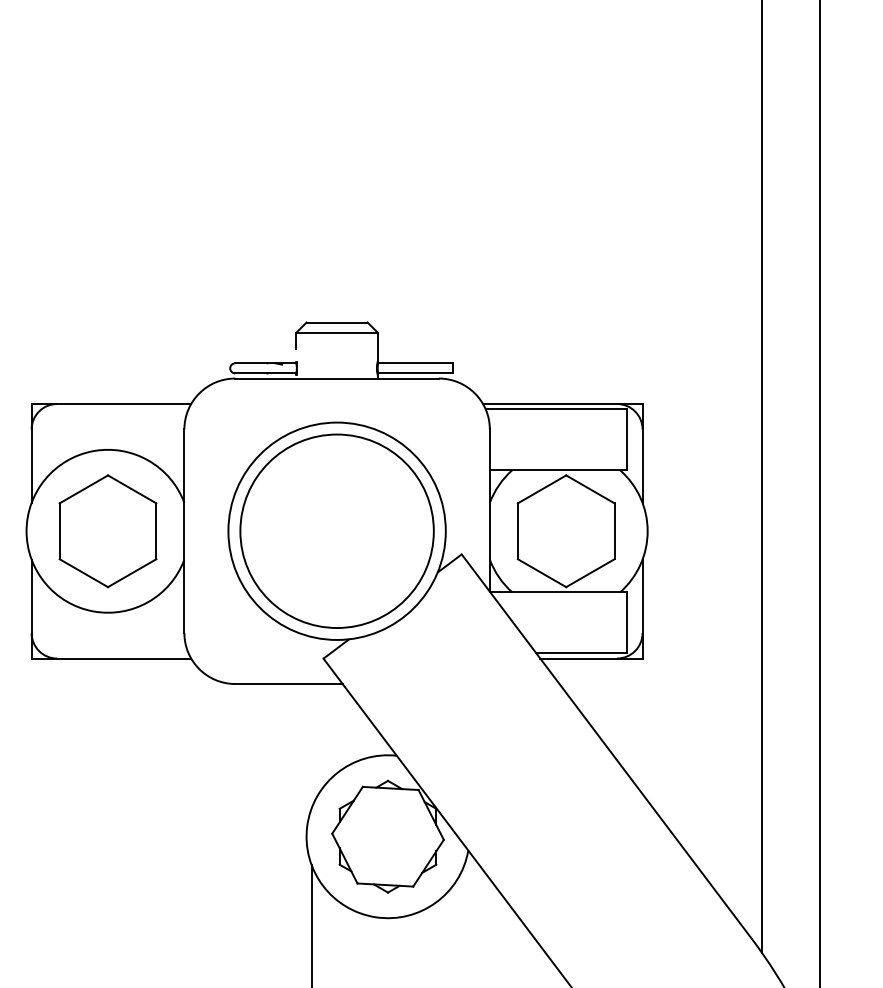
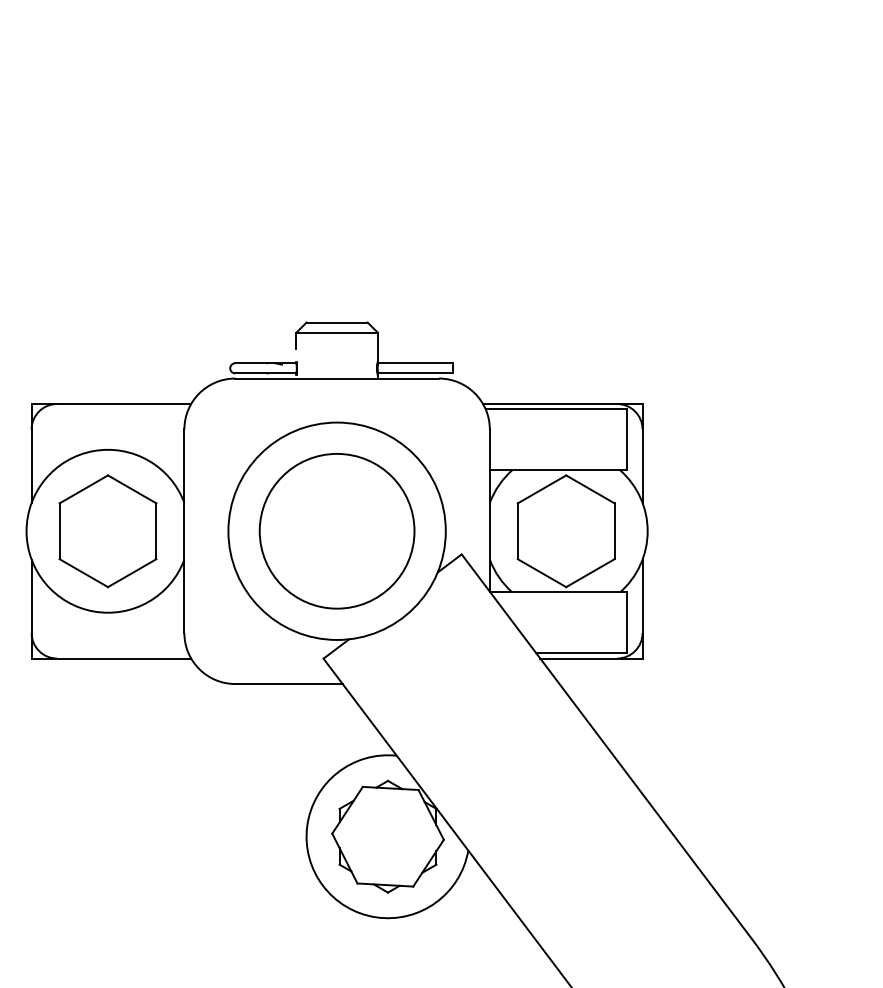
line: present -> none (761, 477)
line: present -> none (820, 493)
circle diameter: 193 px -> 155 px (336, 530)
line: present -> none (311, 924)
